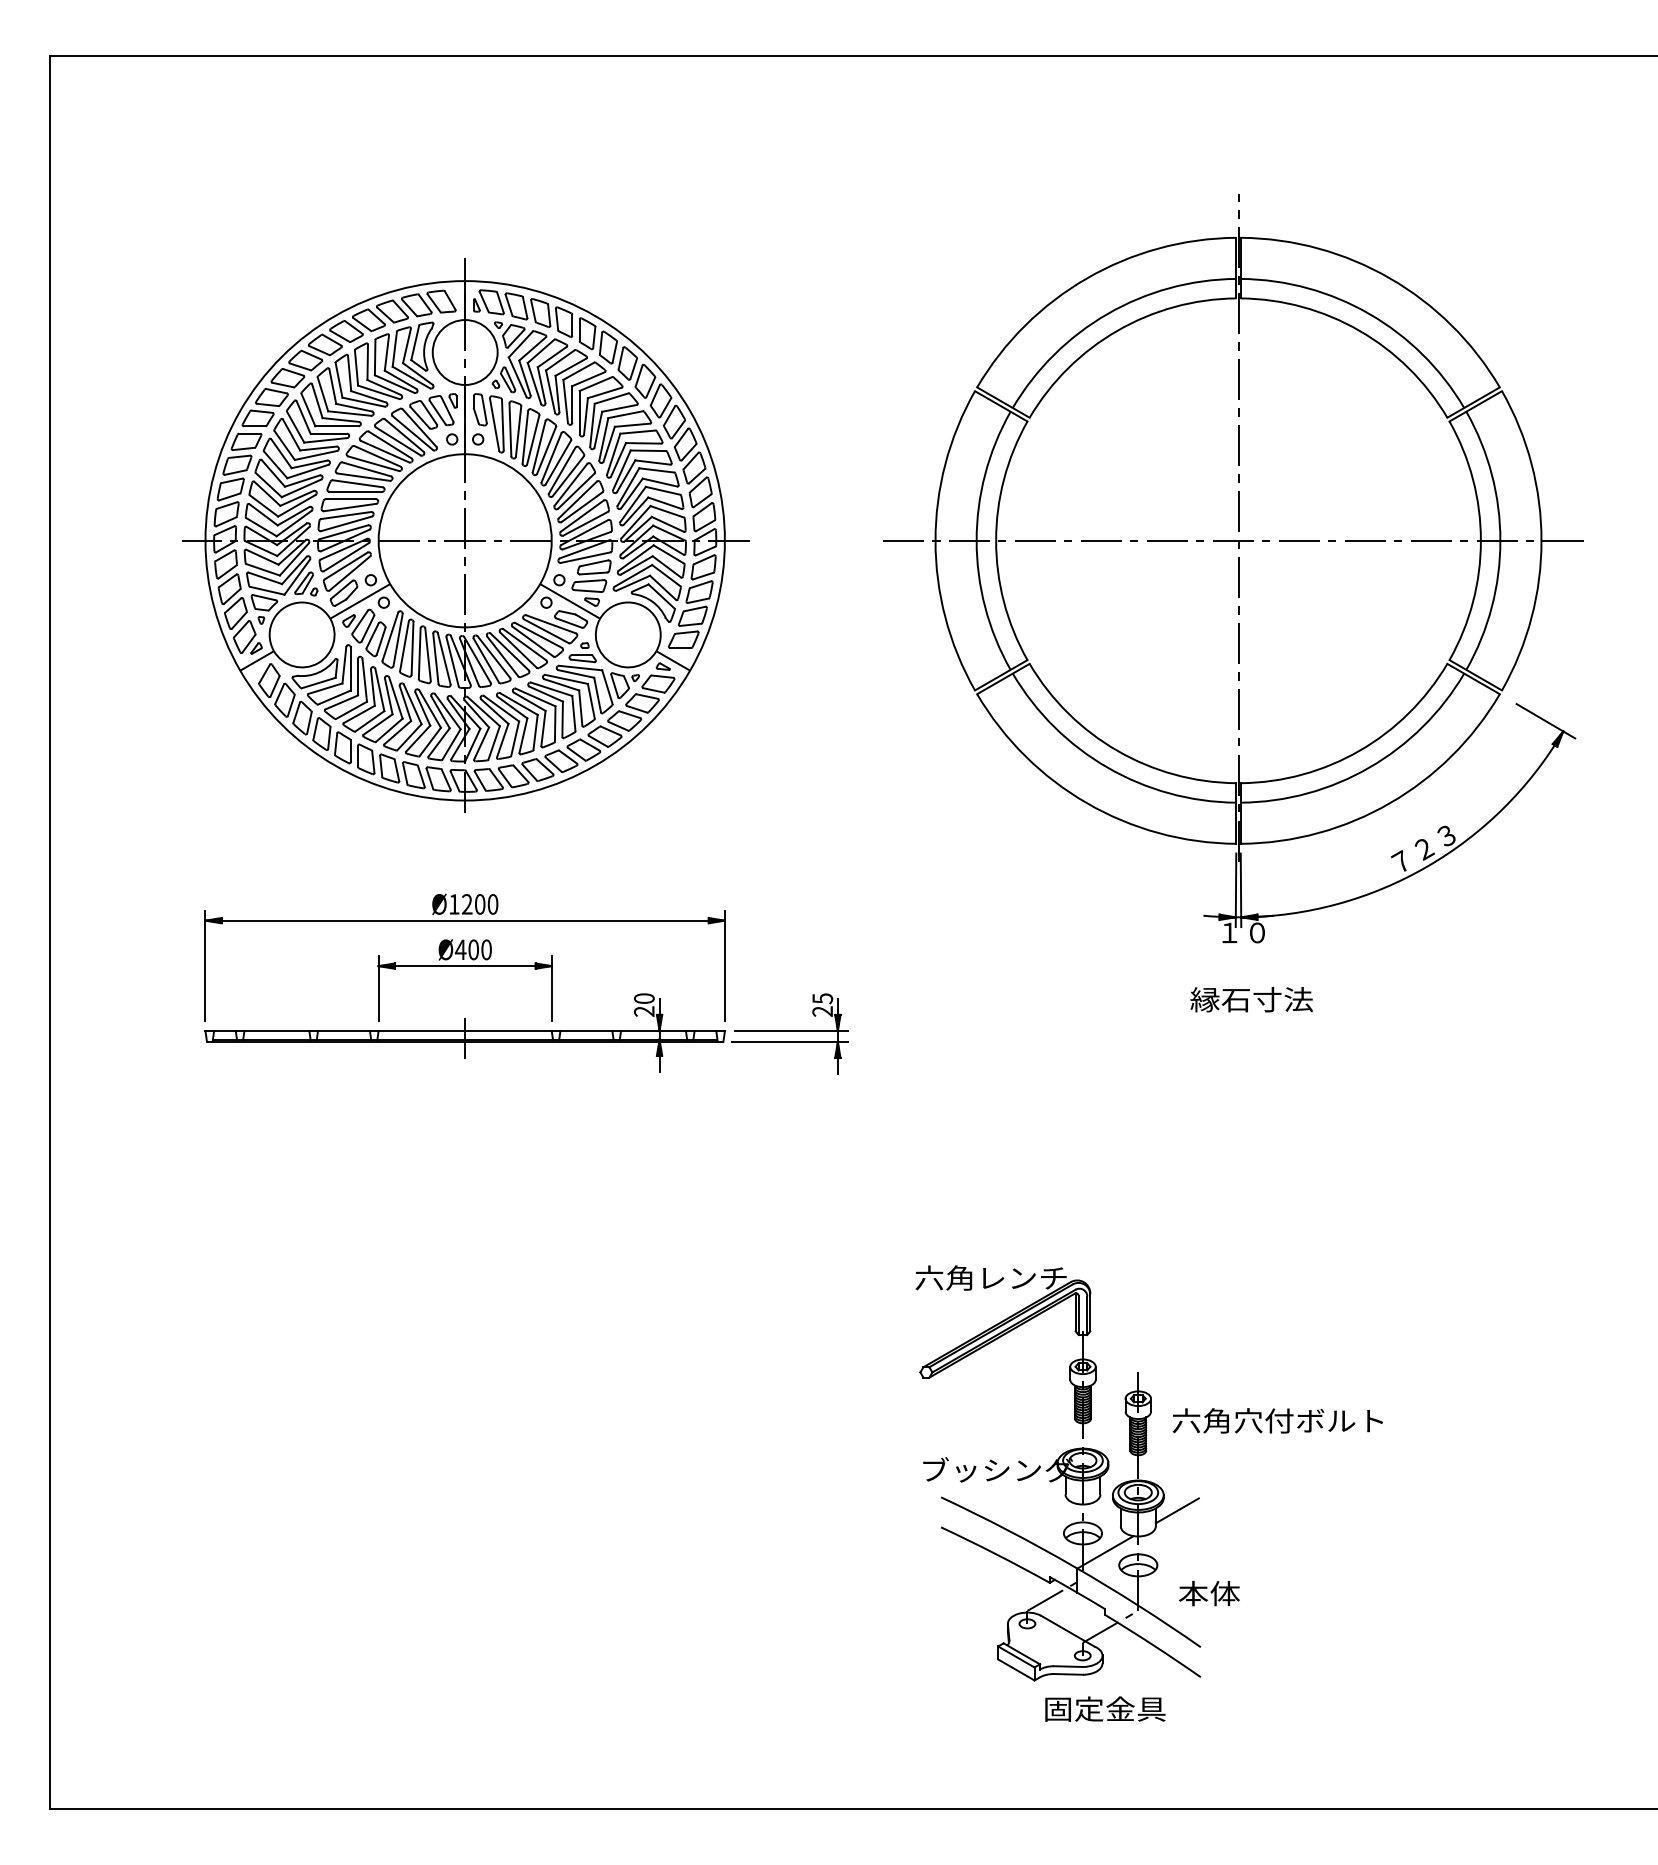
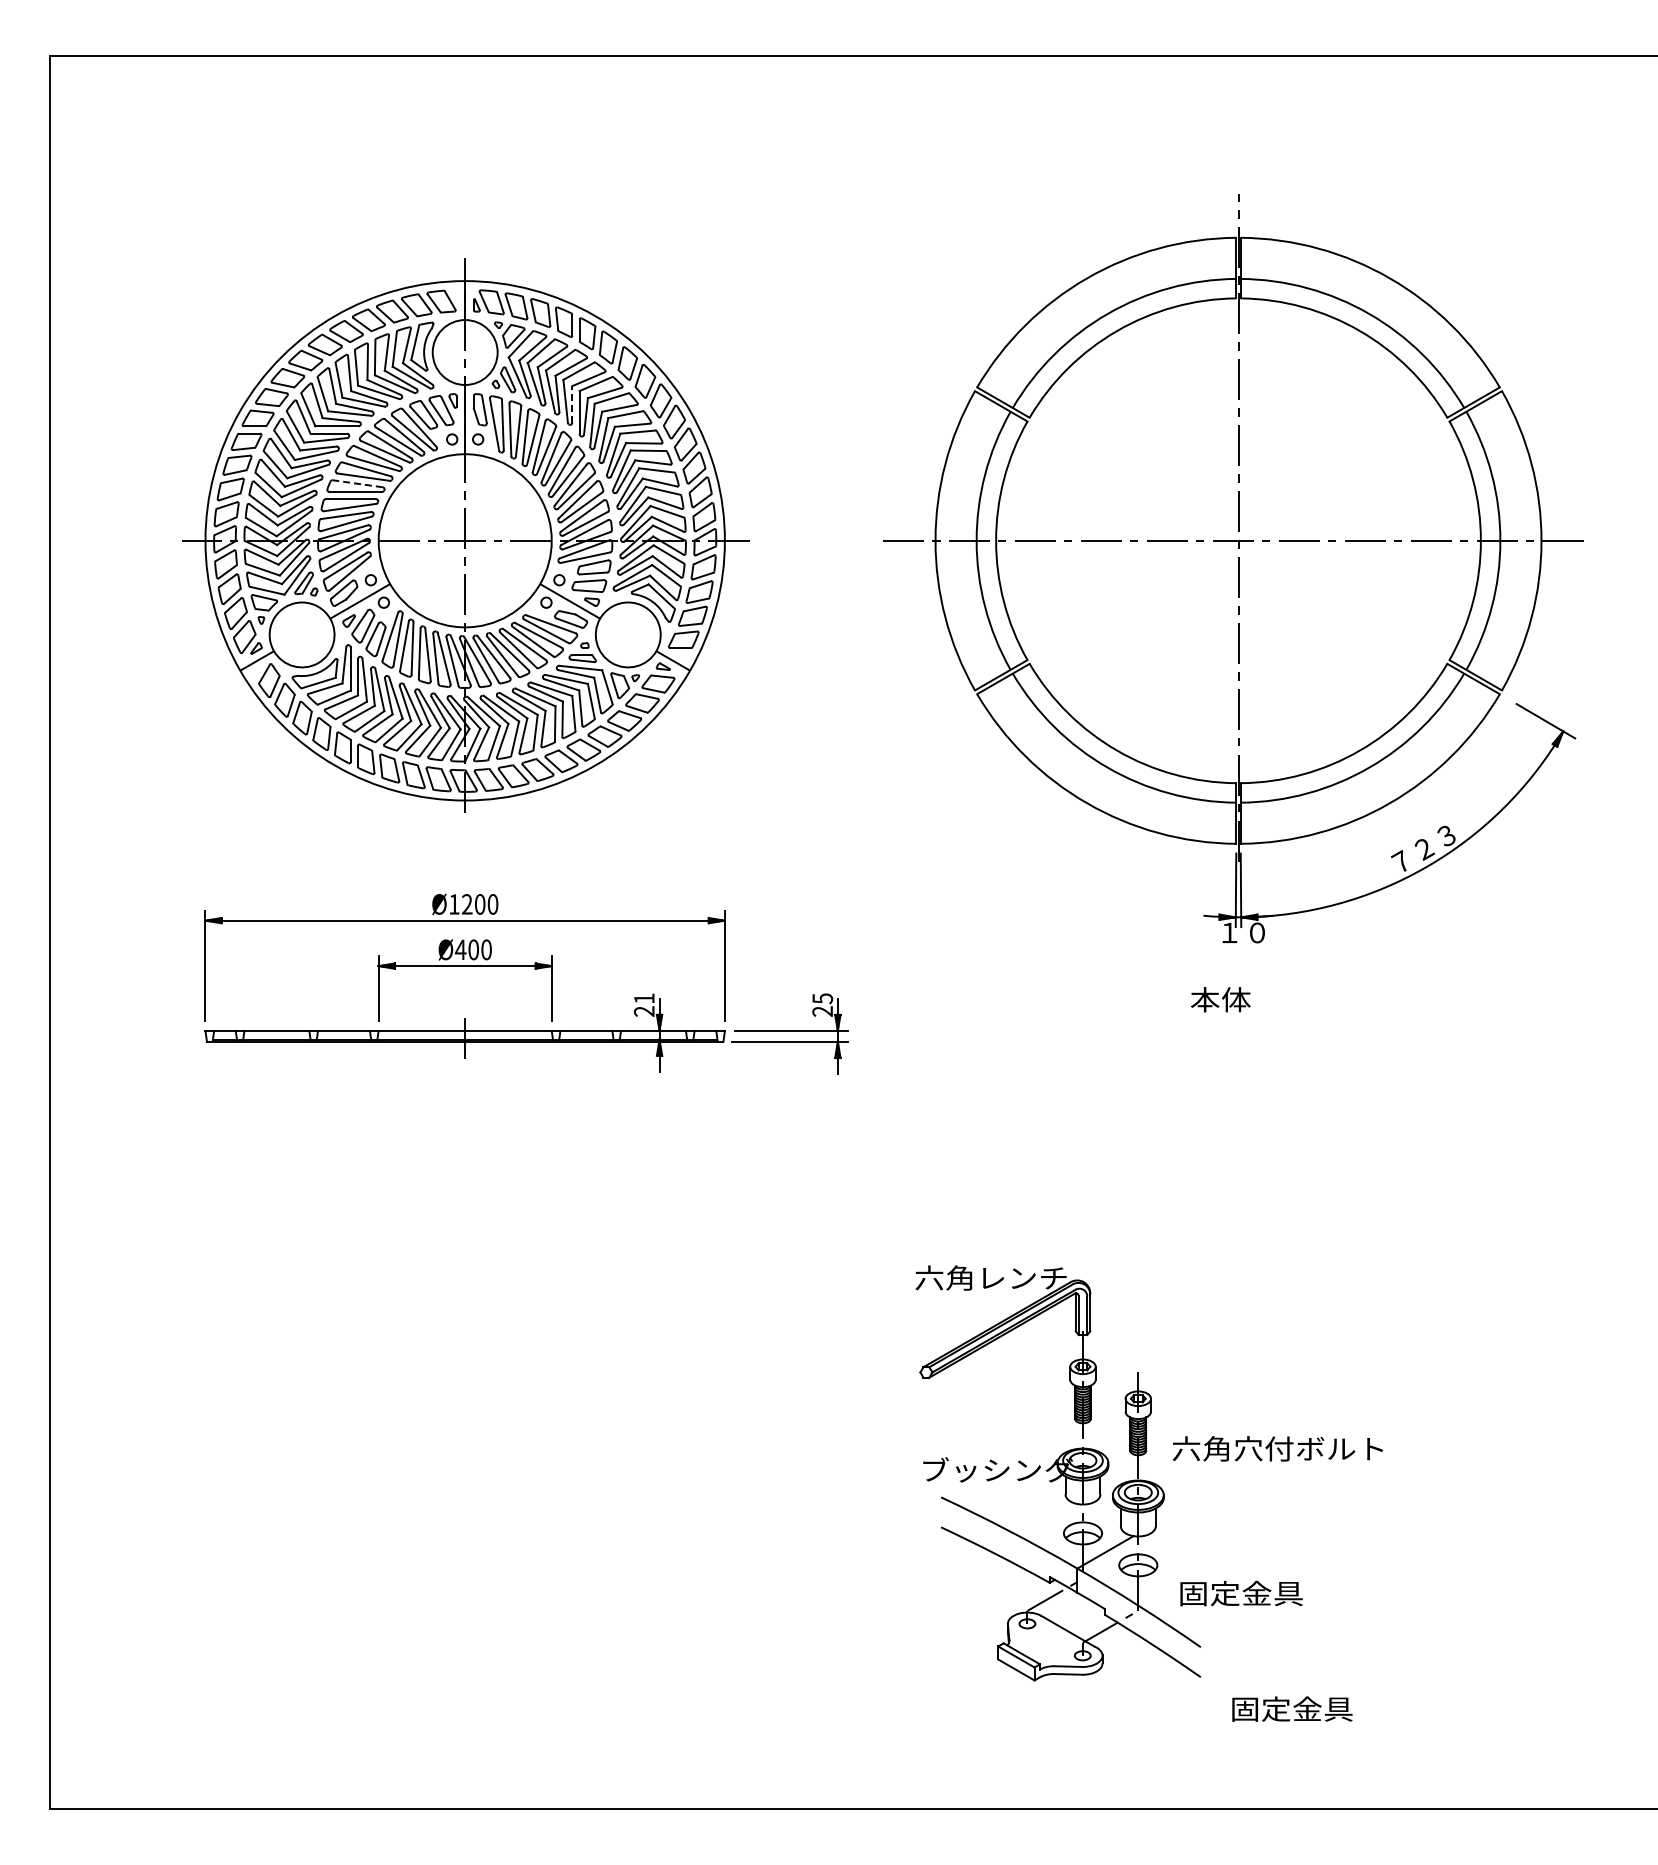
line: solid -> dashed (572, 403)
line: solid -> dashed (357, 483)
text: 20 -> 21 (644, 998)
text: 縁石寸法 -> 本体 (1251, 999)
text position: (1277, 1420) -> (1277, 1448) (1277, 1448)
line: present -> none (1176, 1510)
text: 本体 -> 固定金具 (1240, 1593)
text position: (1105, 1708) -> (1292, 1708) (1292, 1708)
